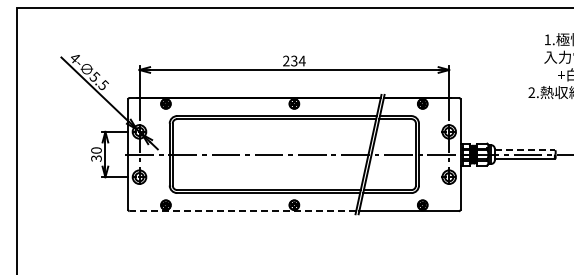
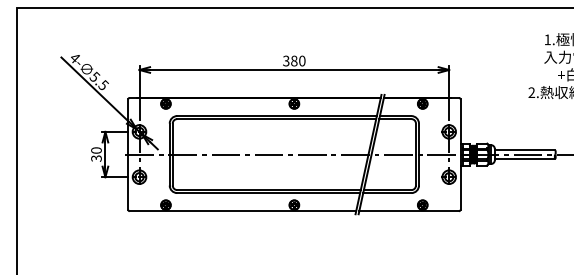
text: 234 -> 380 (294, 60)
line: dashed -> solid (525, 150)
line: dashed -> solid (242, 211)
